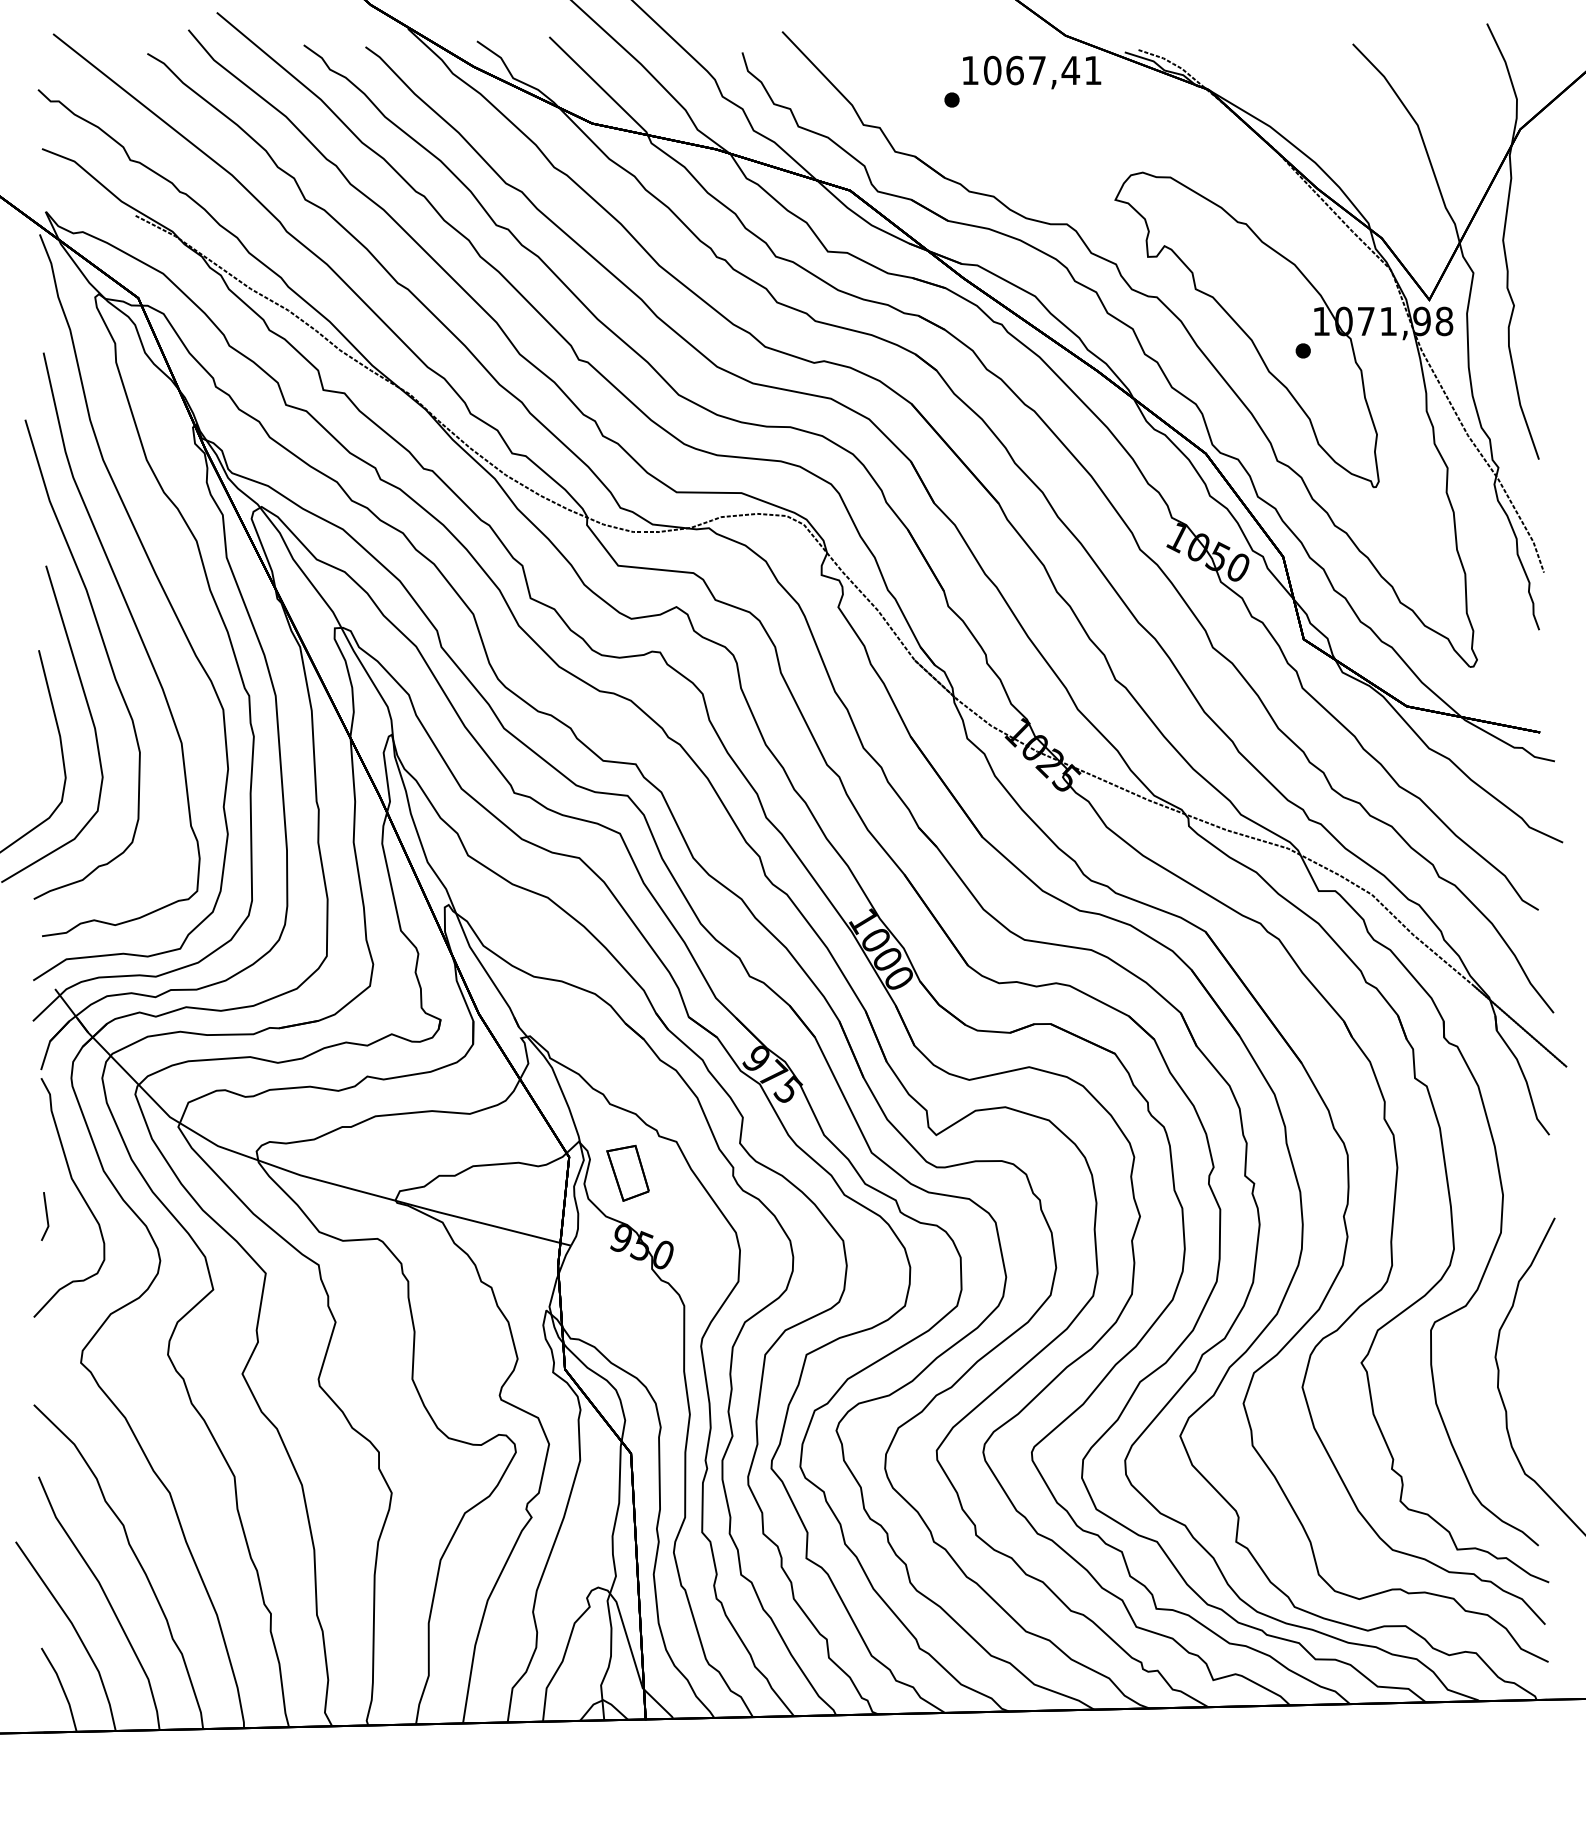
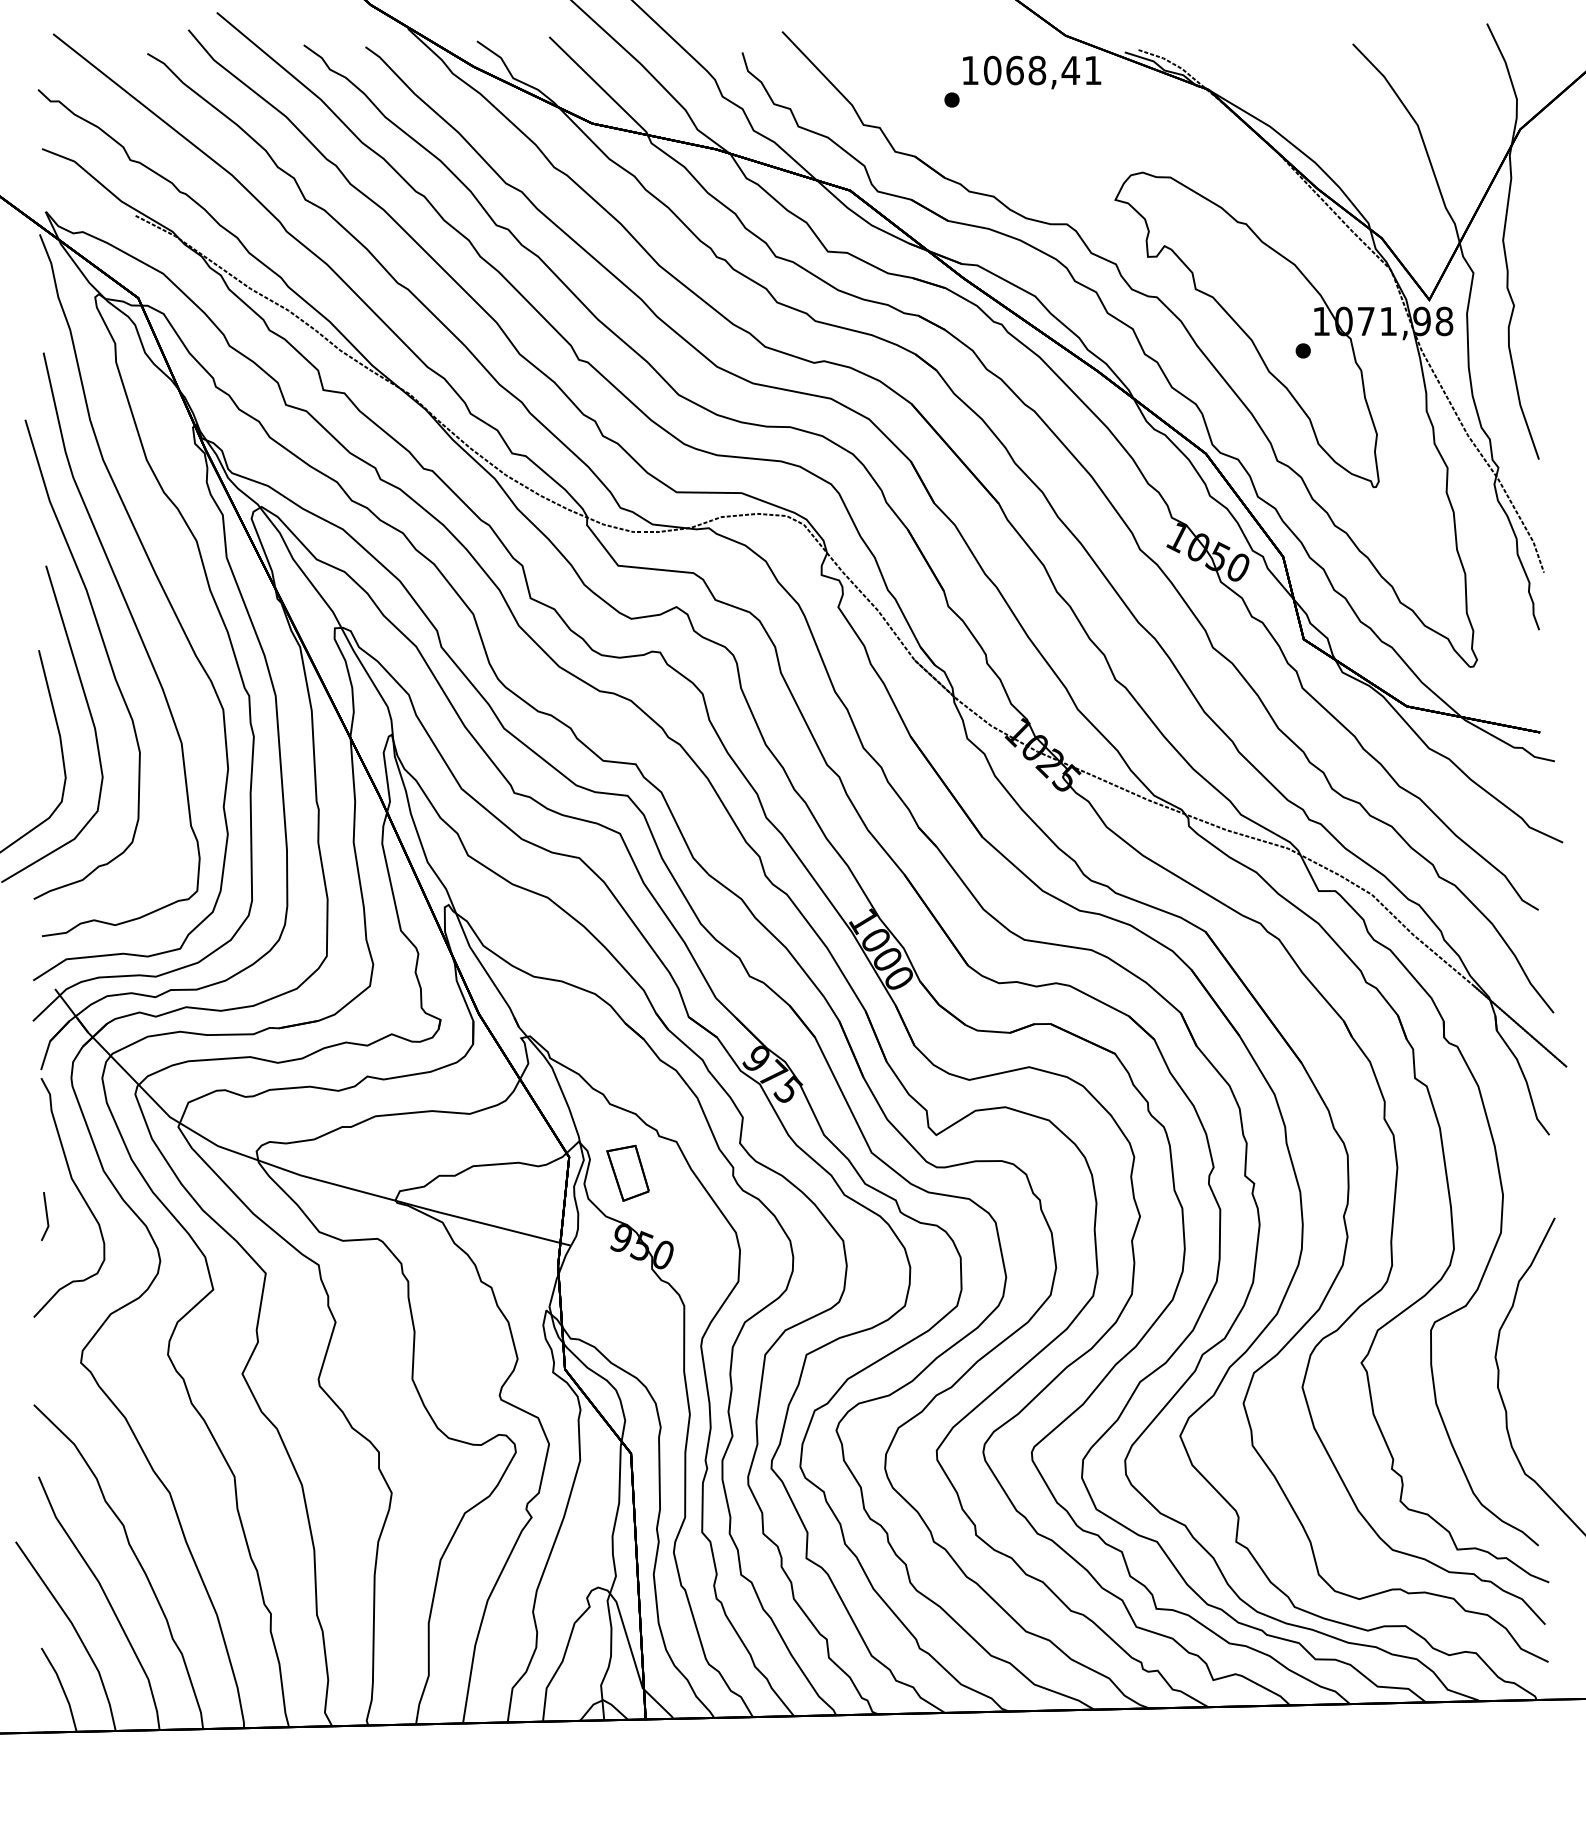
text: 1067,41 -> 1068,41 (1037, 70)
